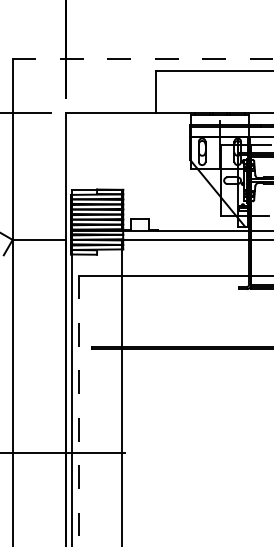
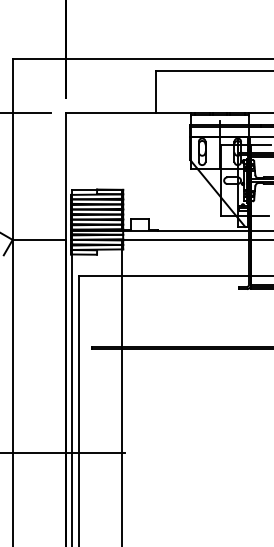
line: dashed -> solid (142, 59)
line: dashed -> solid (79, 411)
